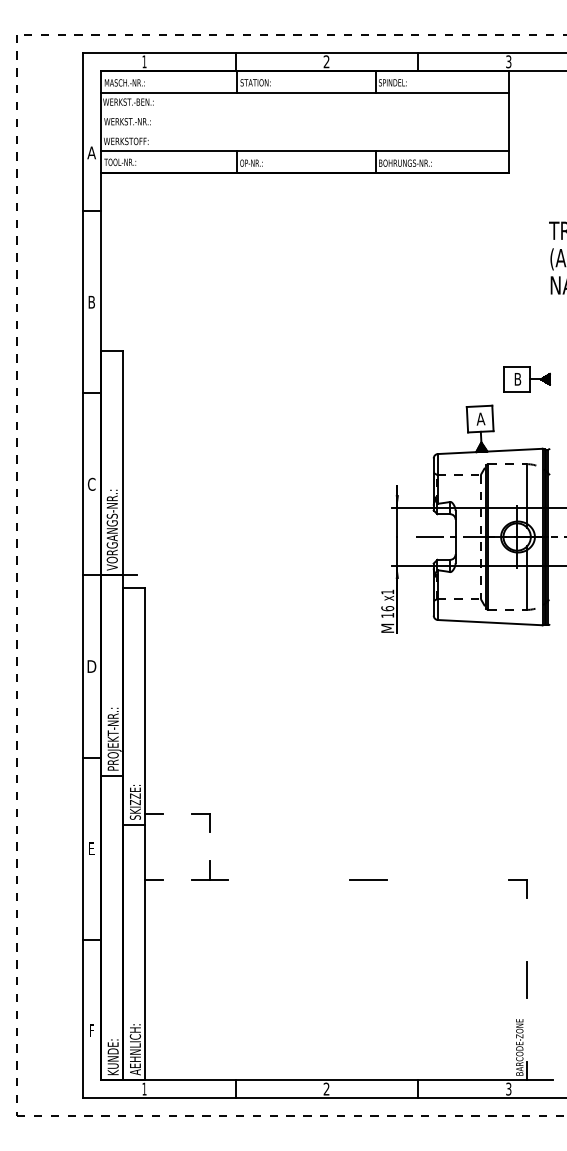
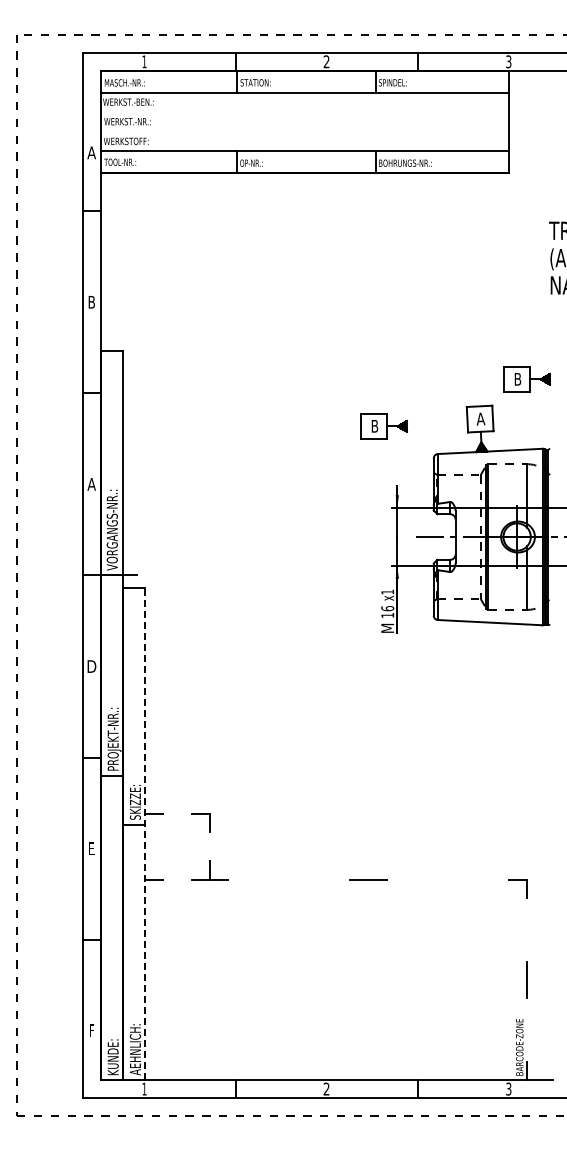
part: none -> present (383, 426)
text: C -> A (91, 483)
line: solid -> dashed (144, 834)
